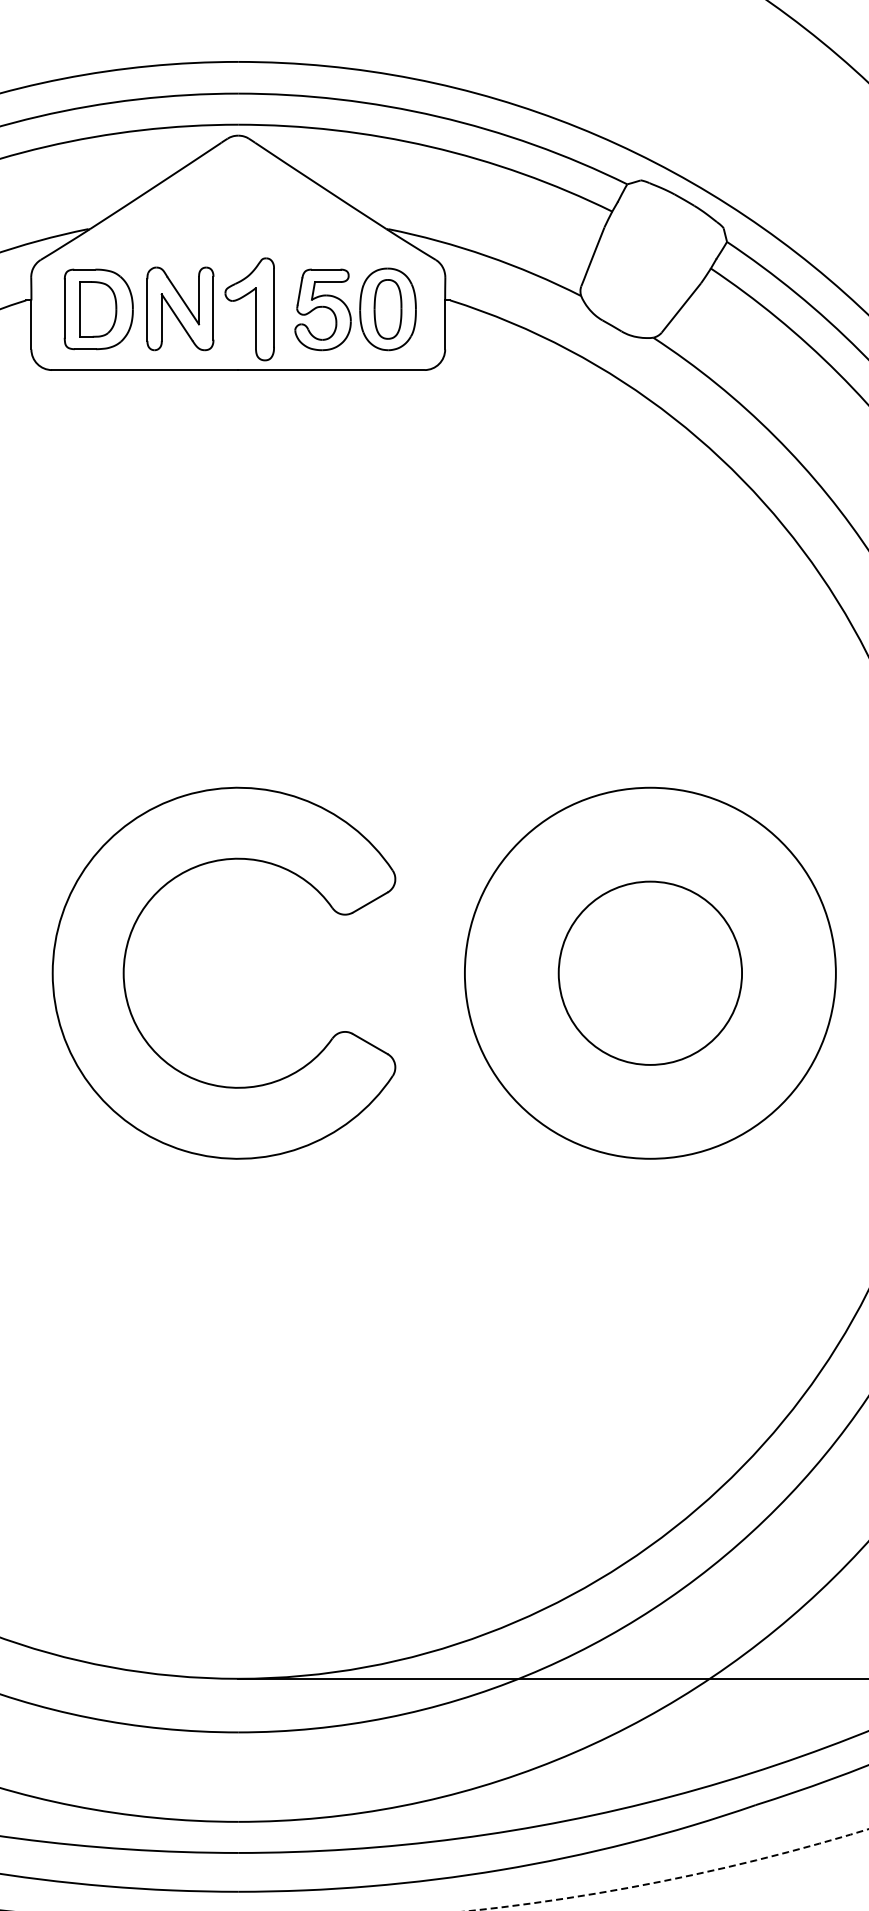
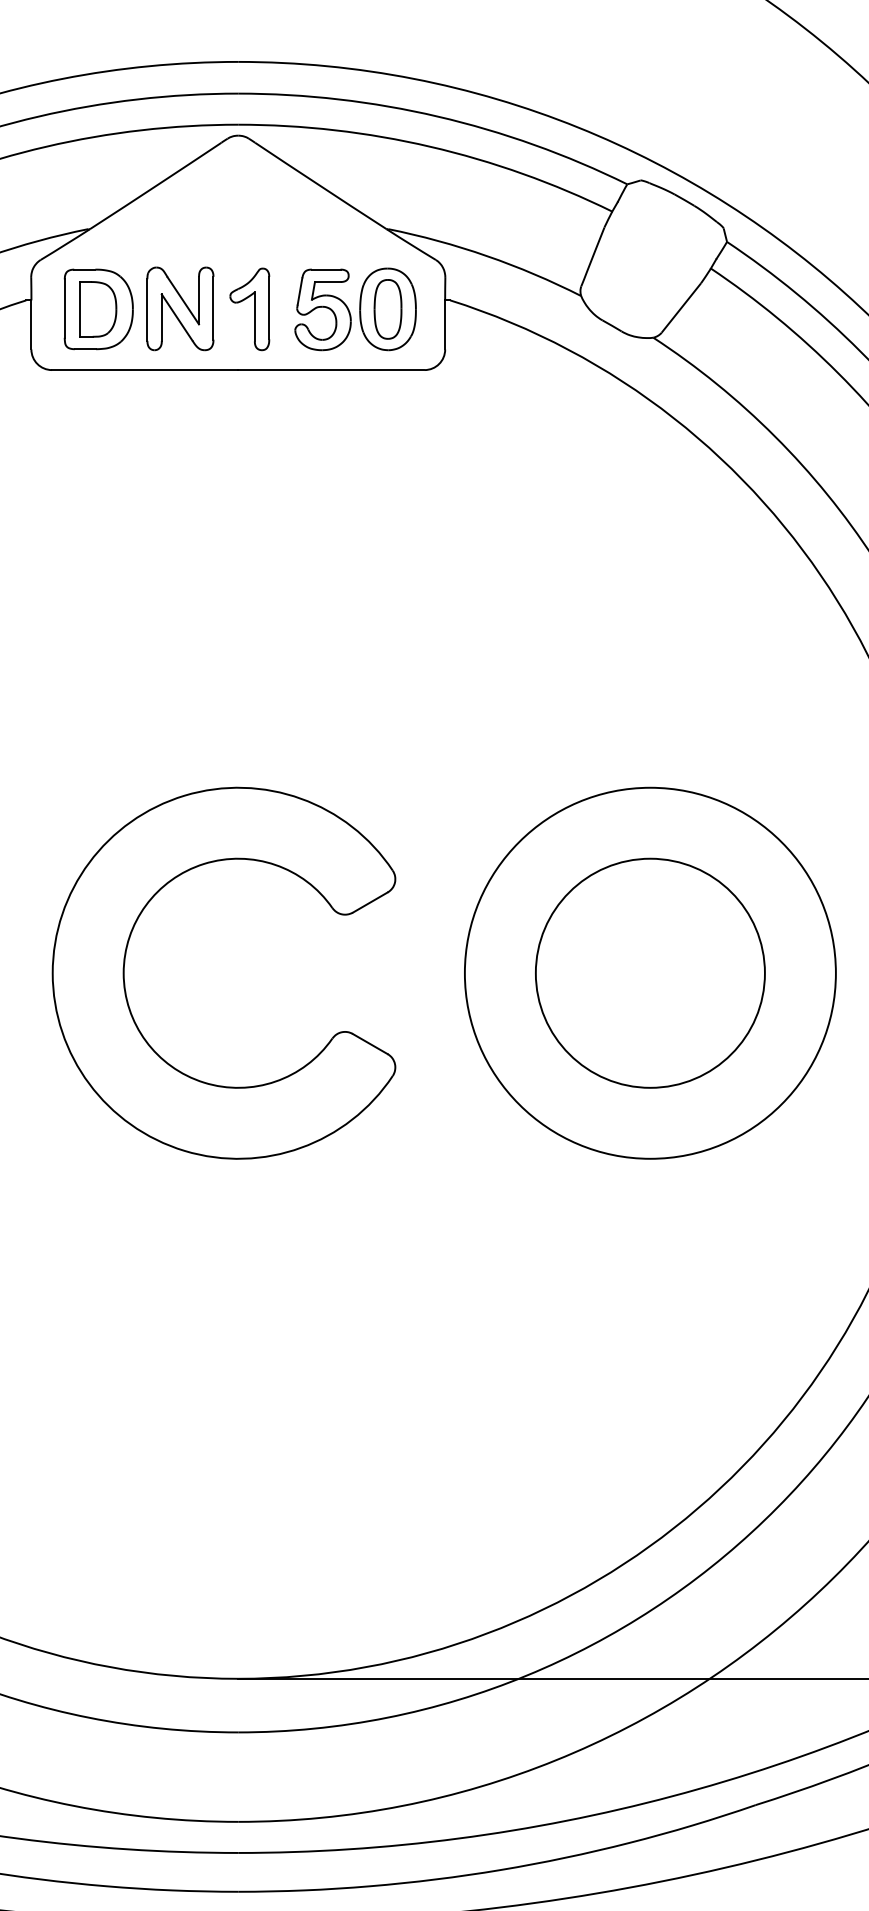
part size: 51x105 px -> 42x85 px (249, 309)
circle diameter: 183 px -> 229 px (649, 972)
arc: dashed -> solid (672, 1879)
